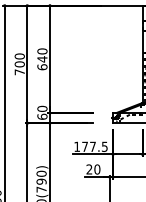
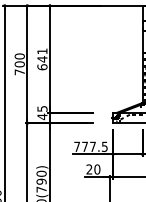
text: 640 -> 641 (42, 51)
text: 60 -> 45 (42, 112)
text: 177.5 -> 777.5 (76, 146)
